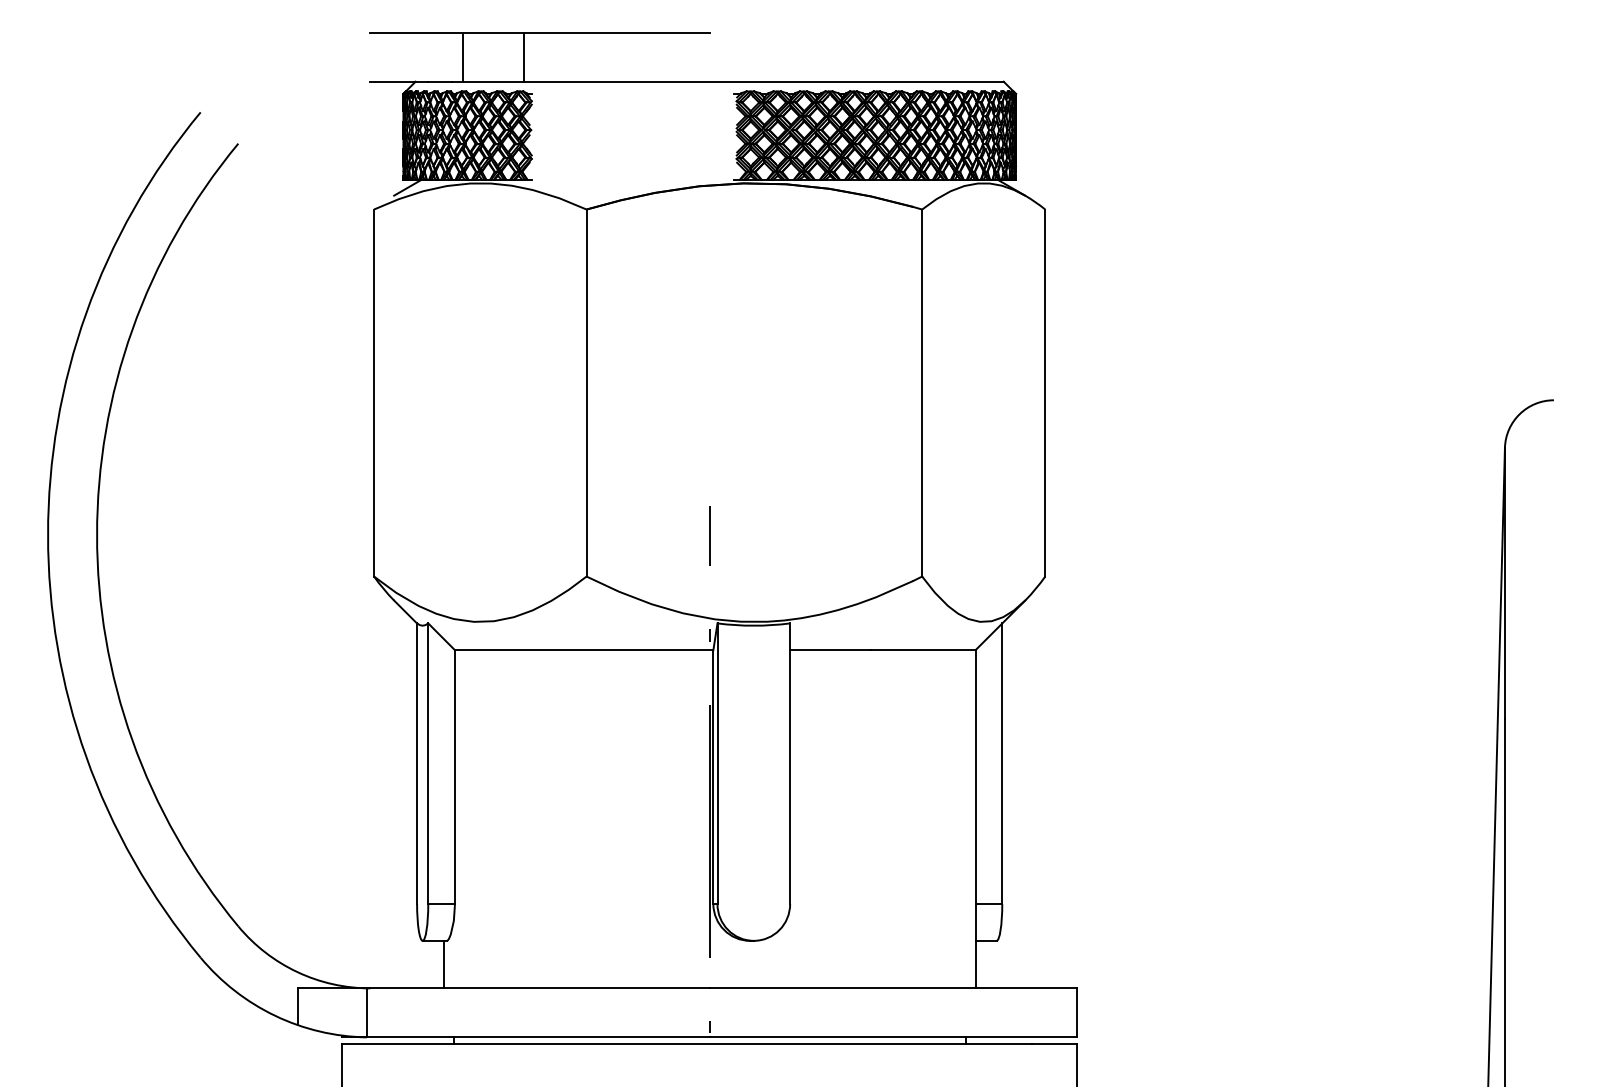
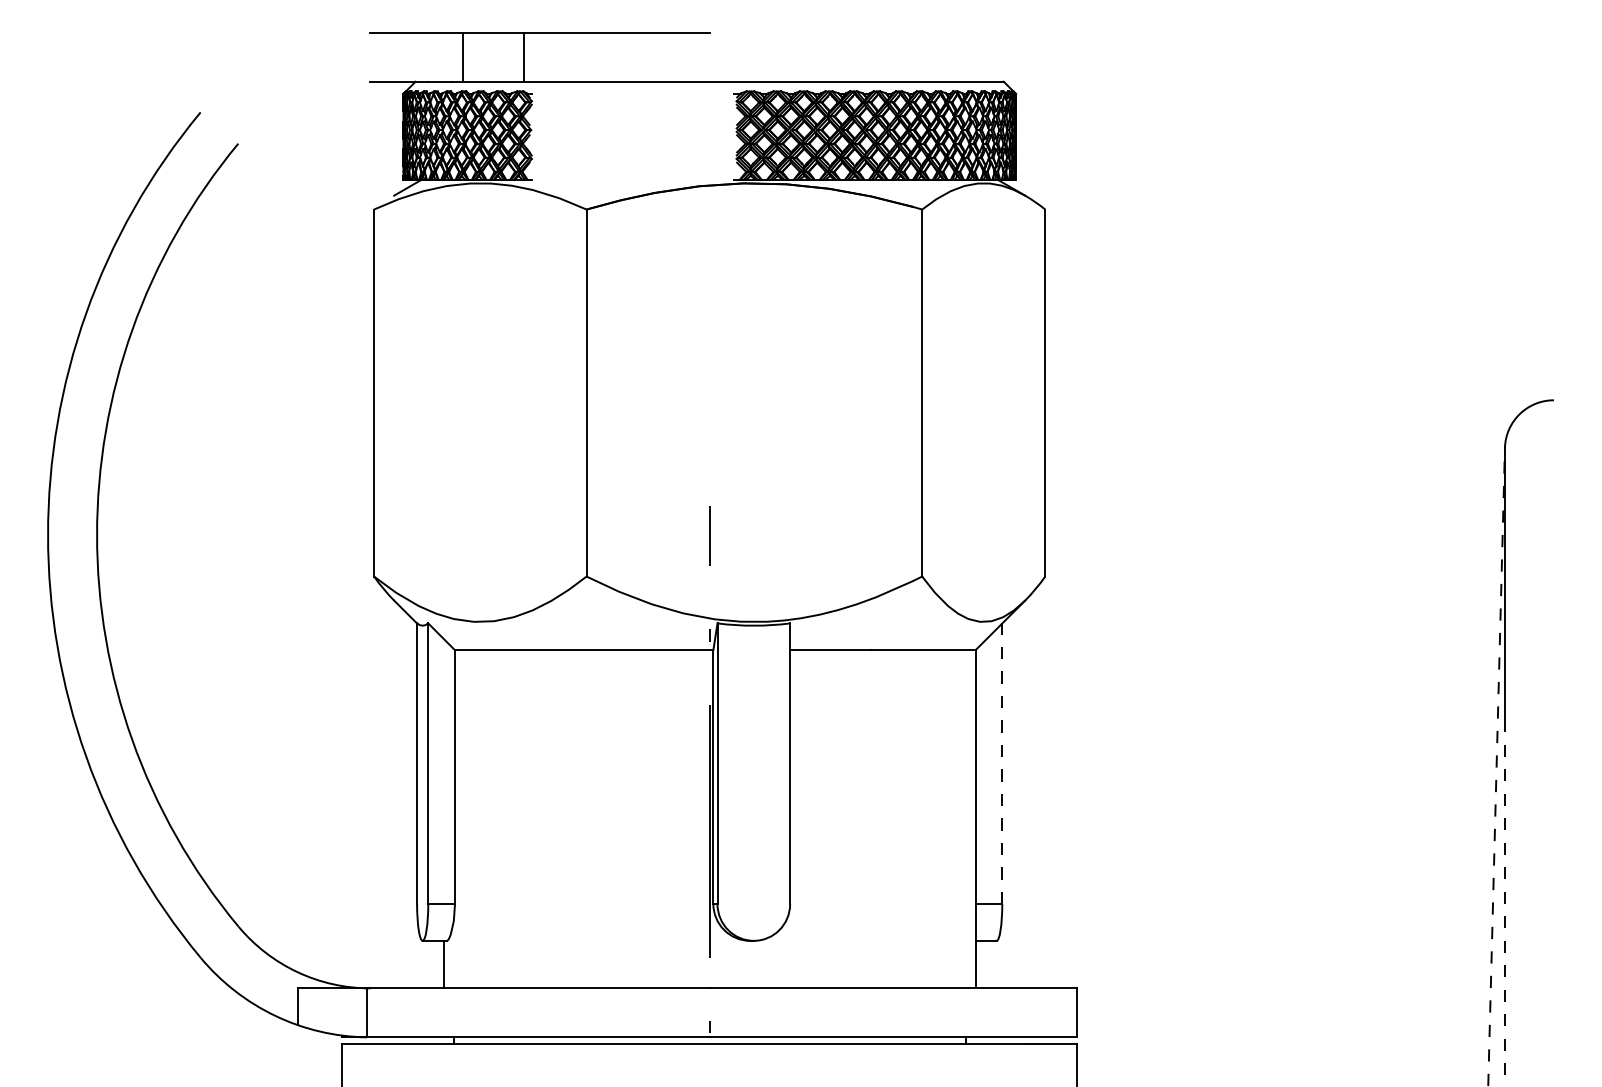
line: solid -> dashed (1002, 763)
line: solid -> dashed (1496, 766)
line: solid -> dashed (1504, 902)
